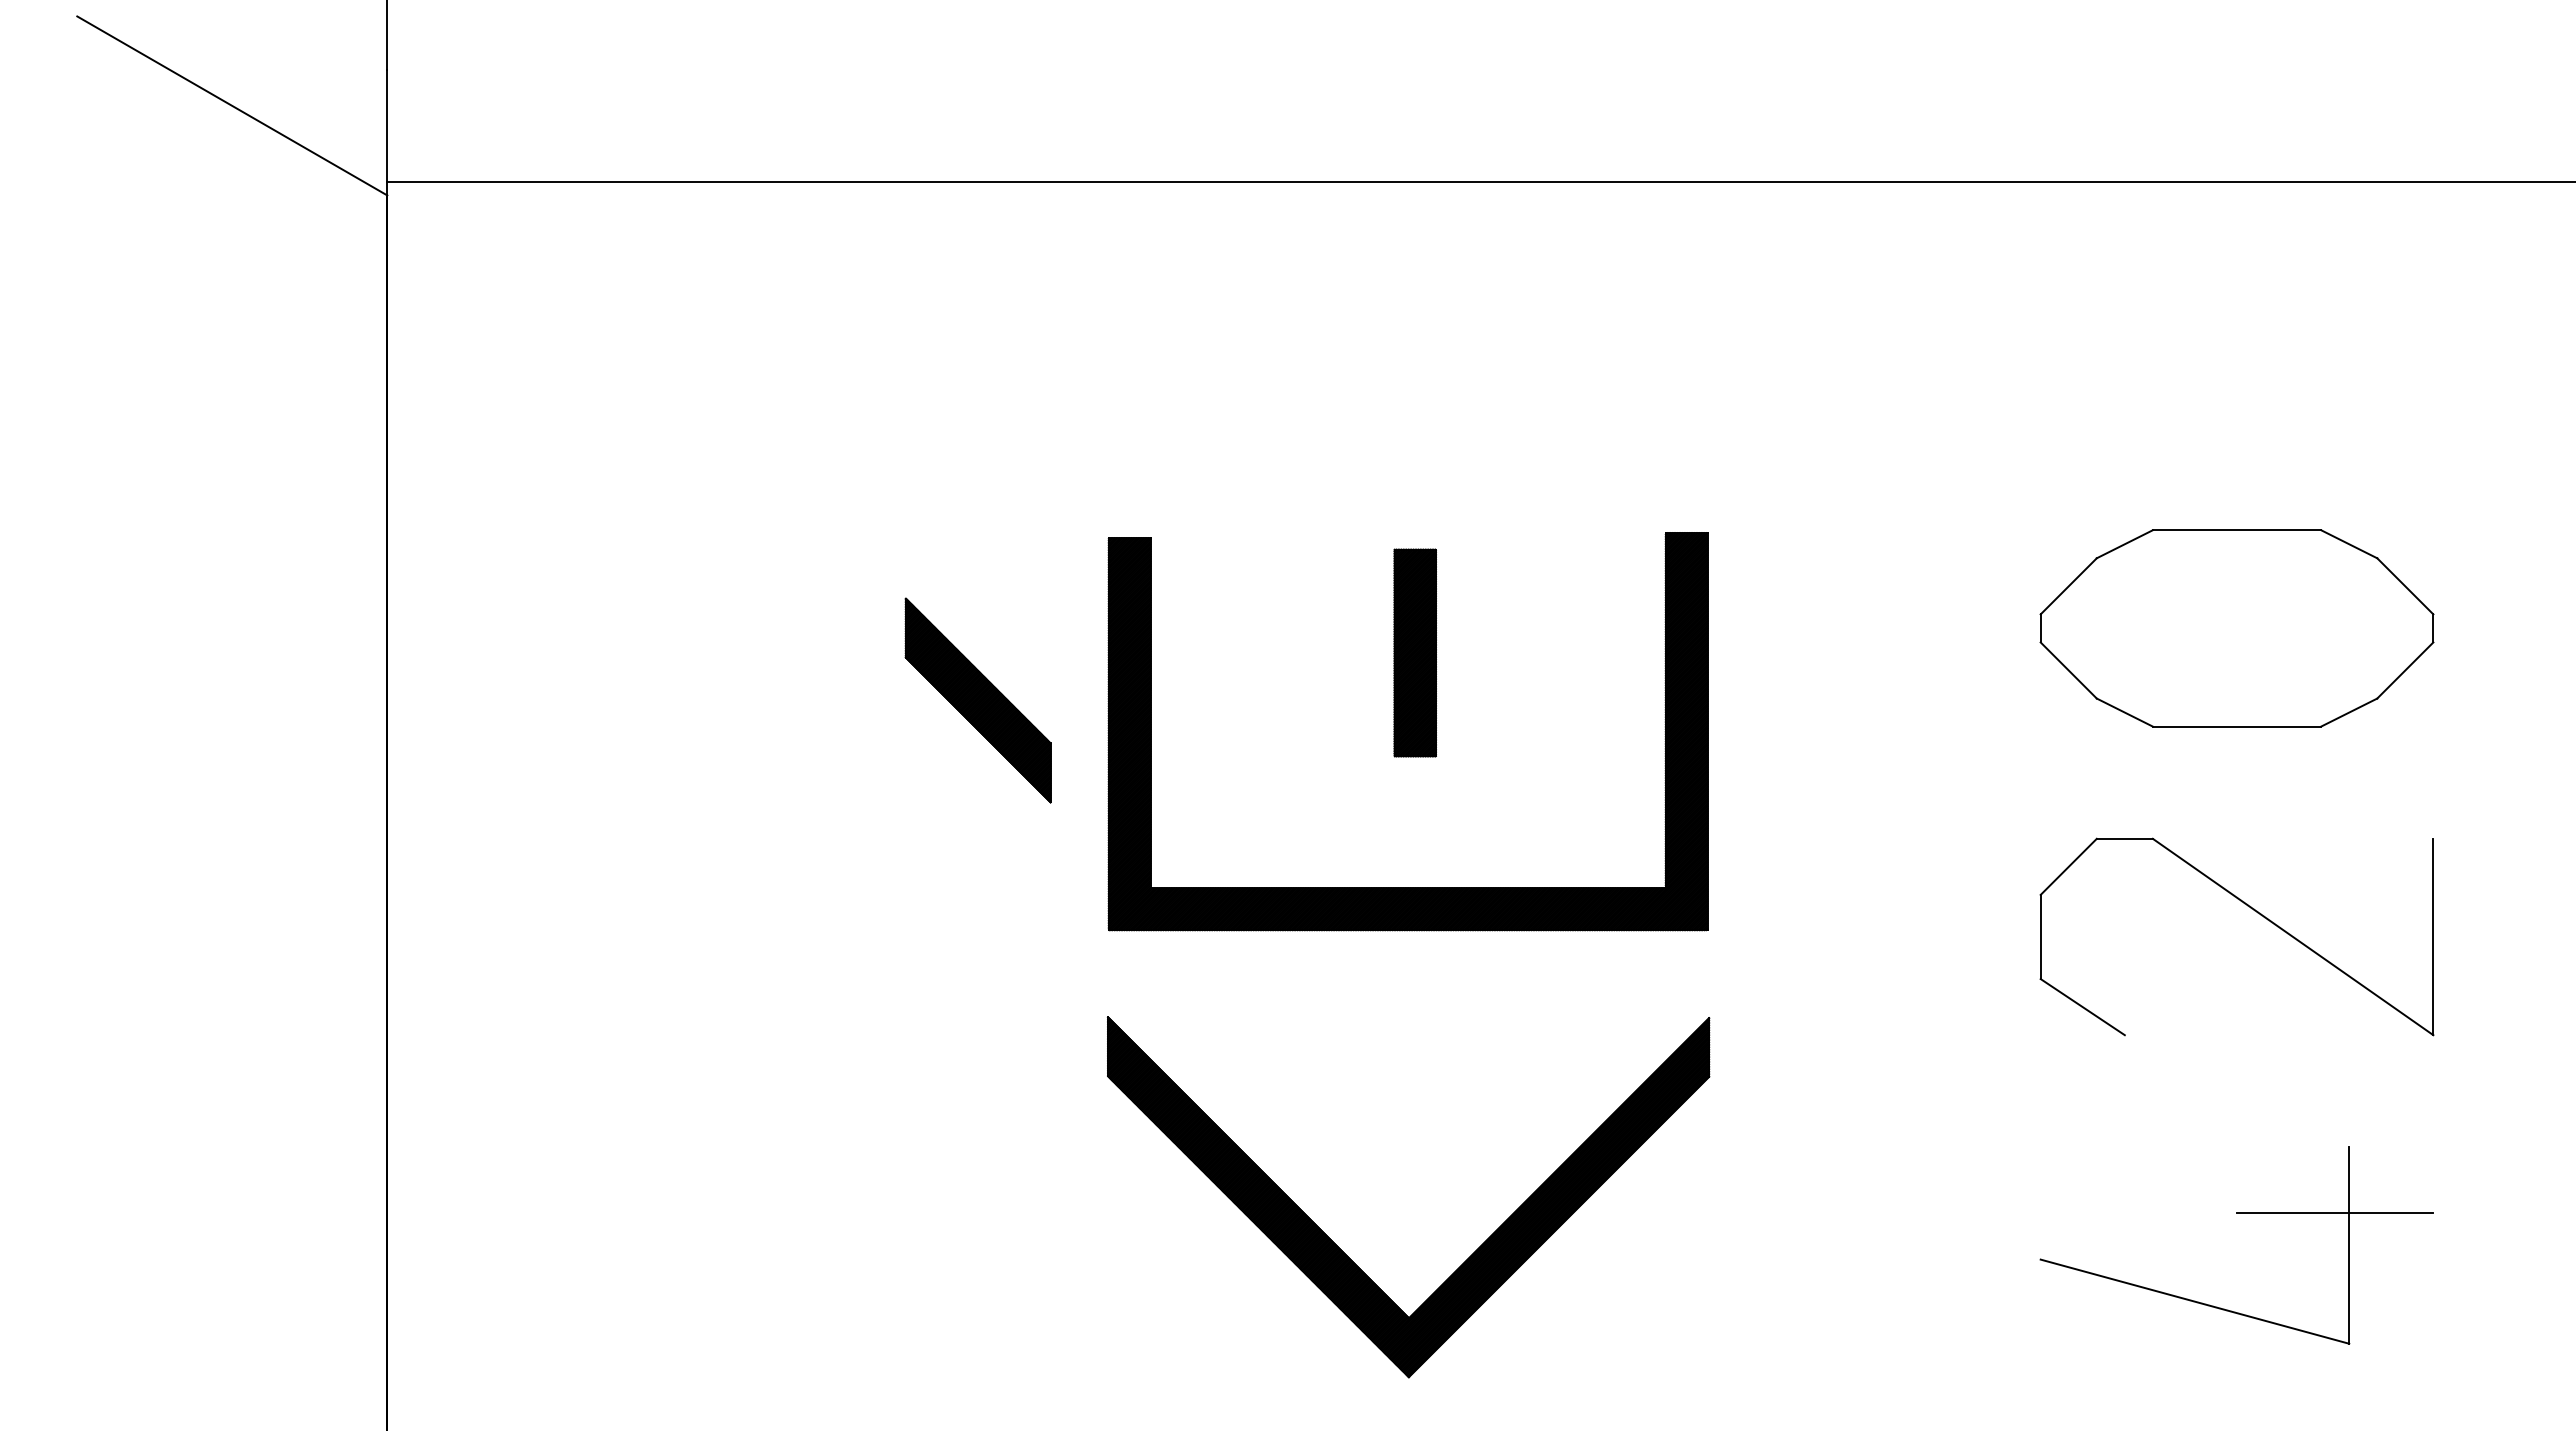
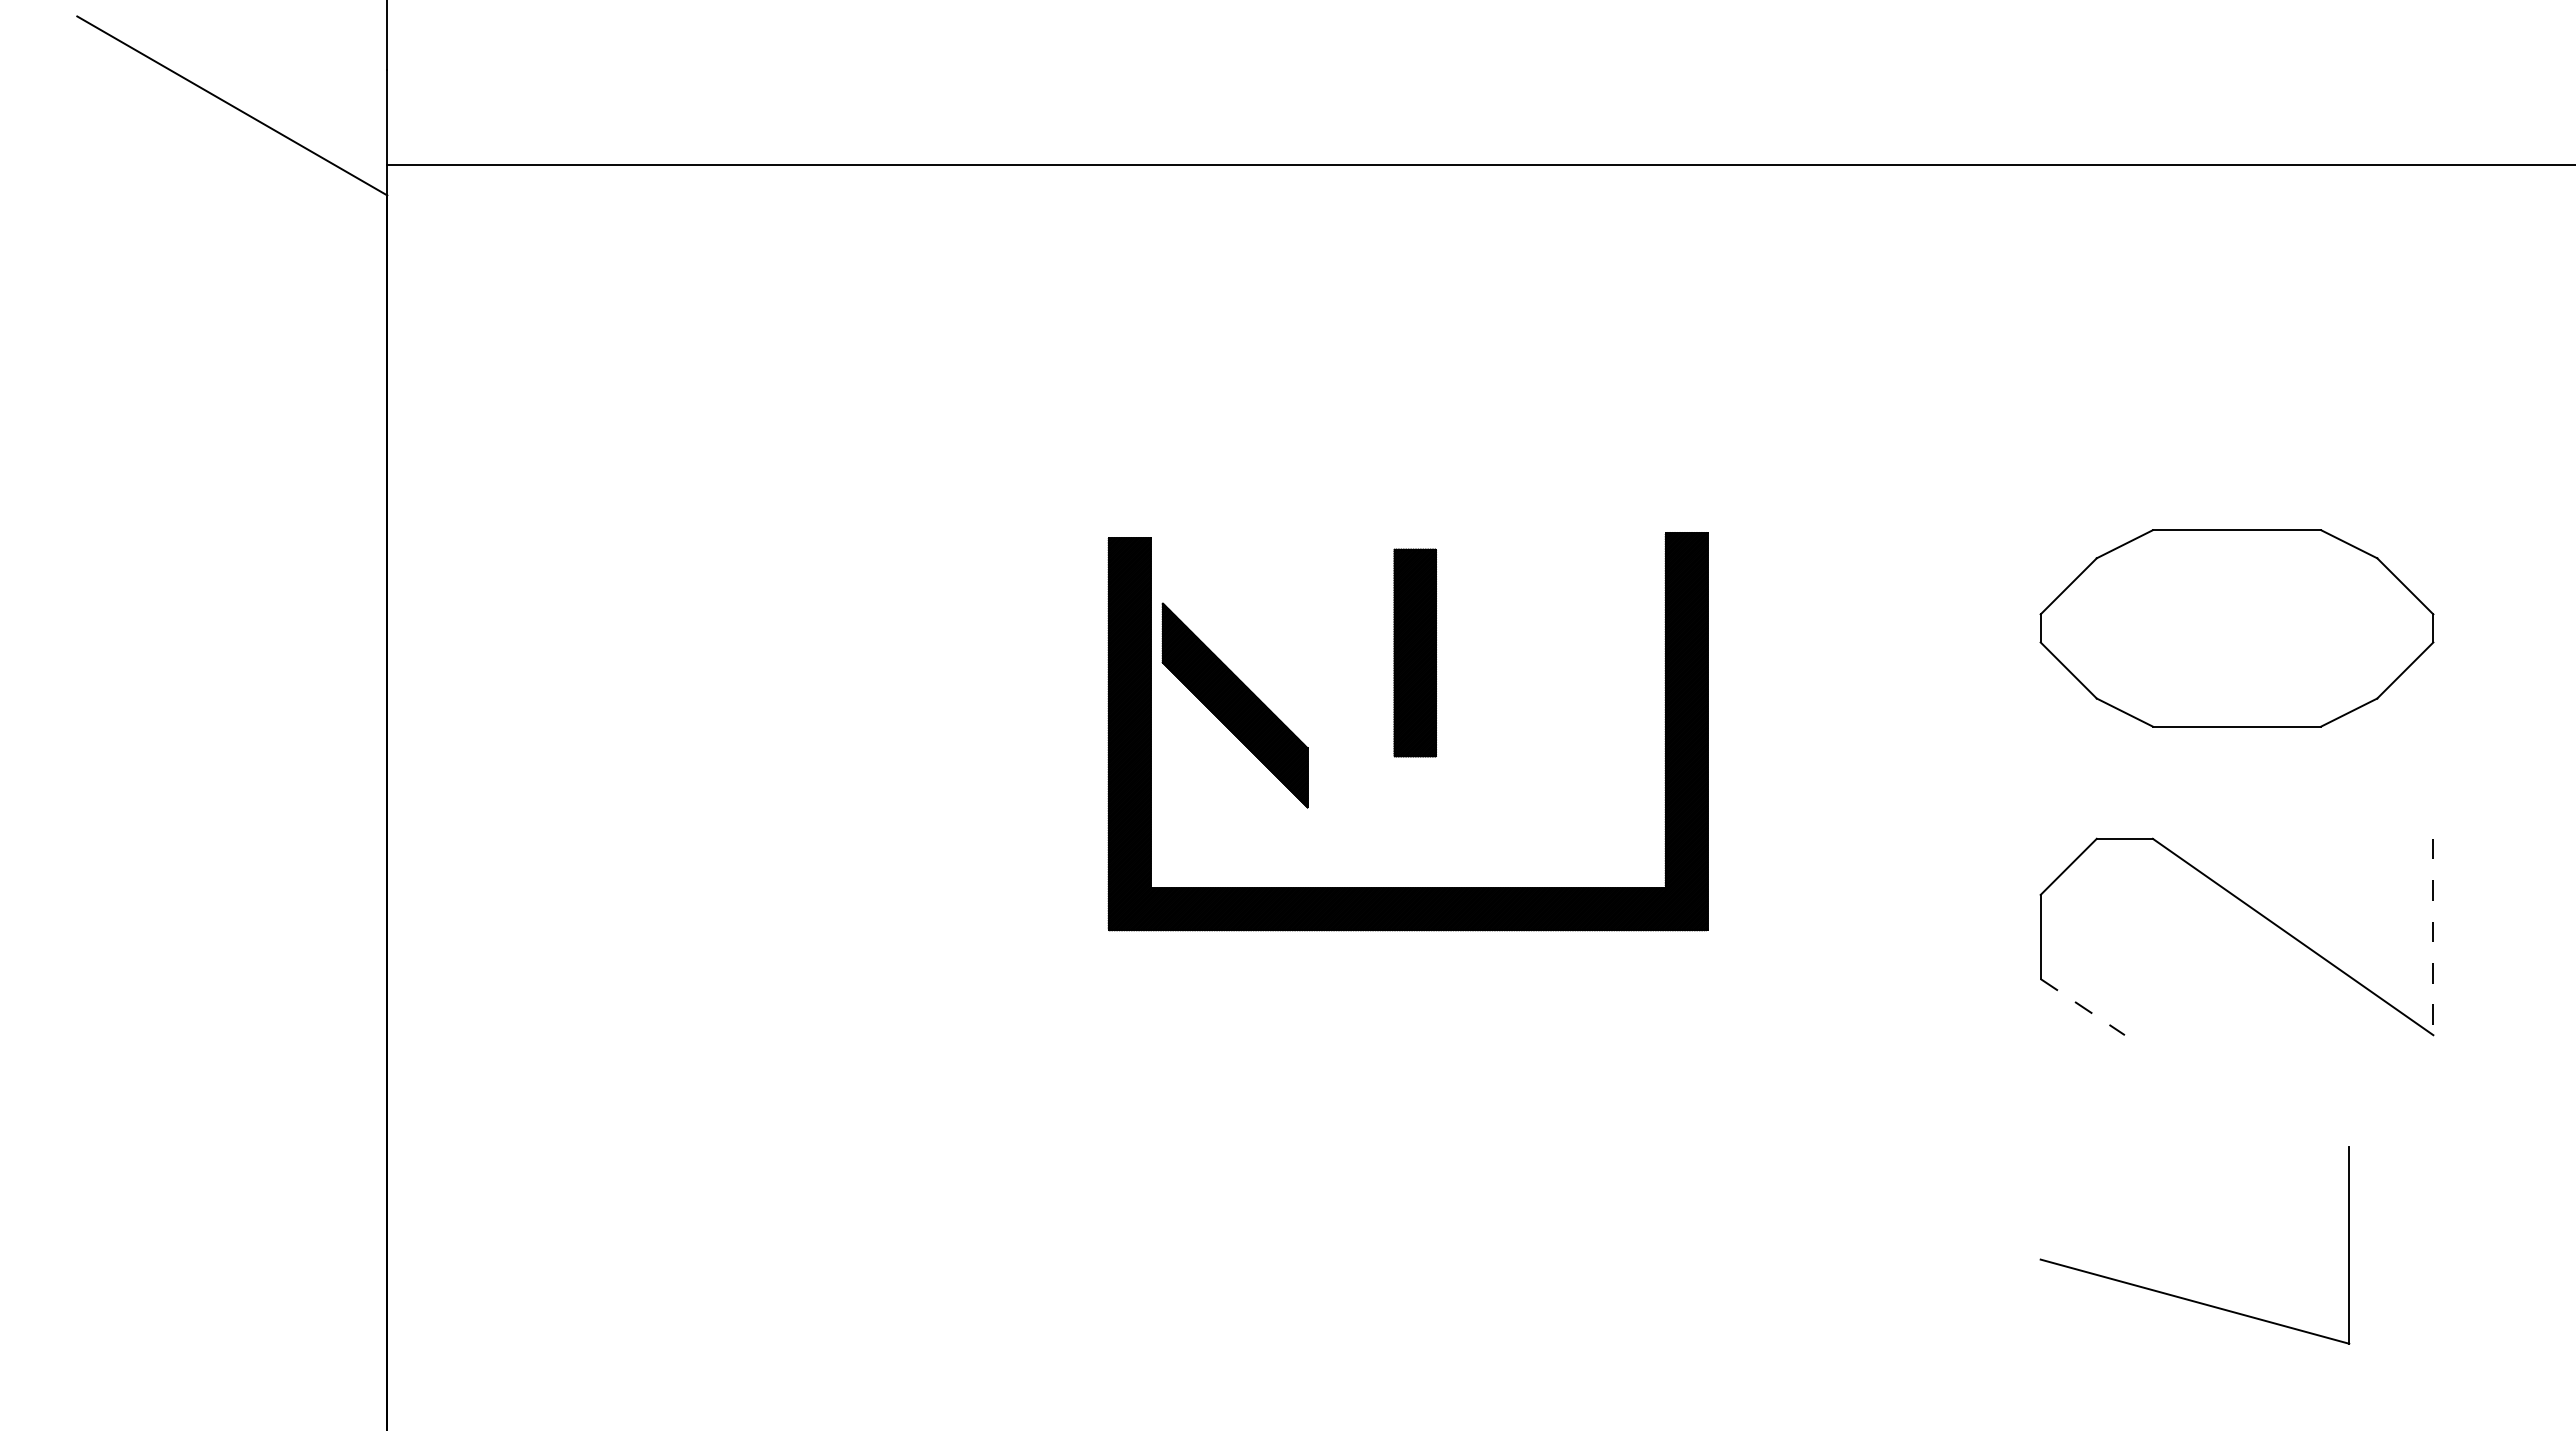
line position: (1479, 181) -> (1479, 164) (1479, 164)
part position: (977, 700) -> (1234, 705) (1234, 705)
line: solid -> dashed (2433, 937)
line: solid -> dashed (2082, 1007)
line: present -> none (2335, 1212)
part: present -> none (1348, 1256)
